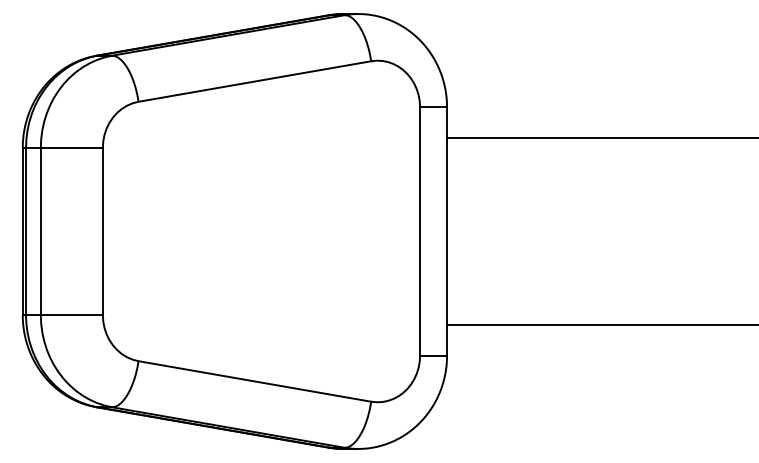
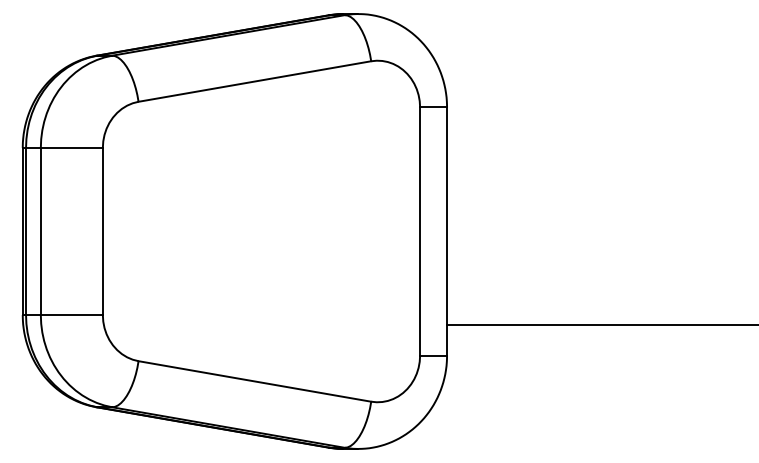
line: present -> none (601, 138)
